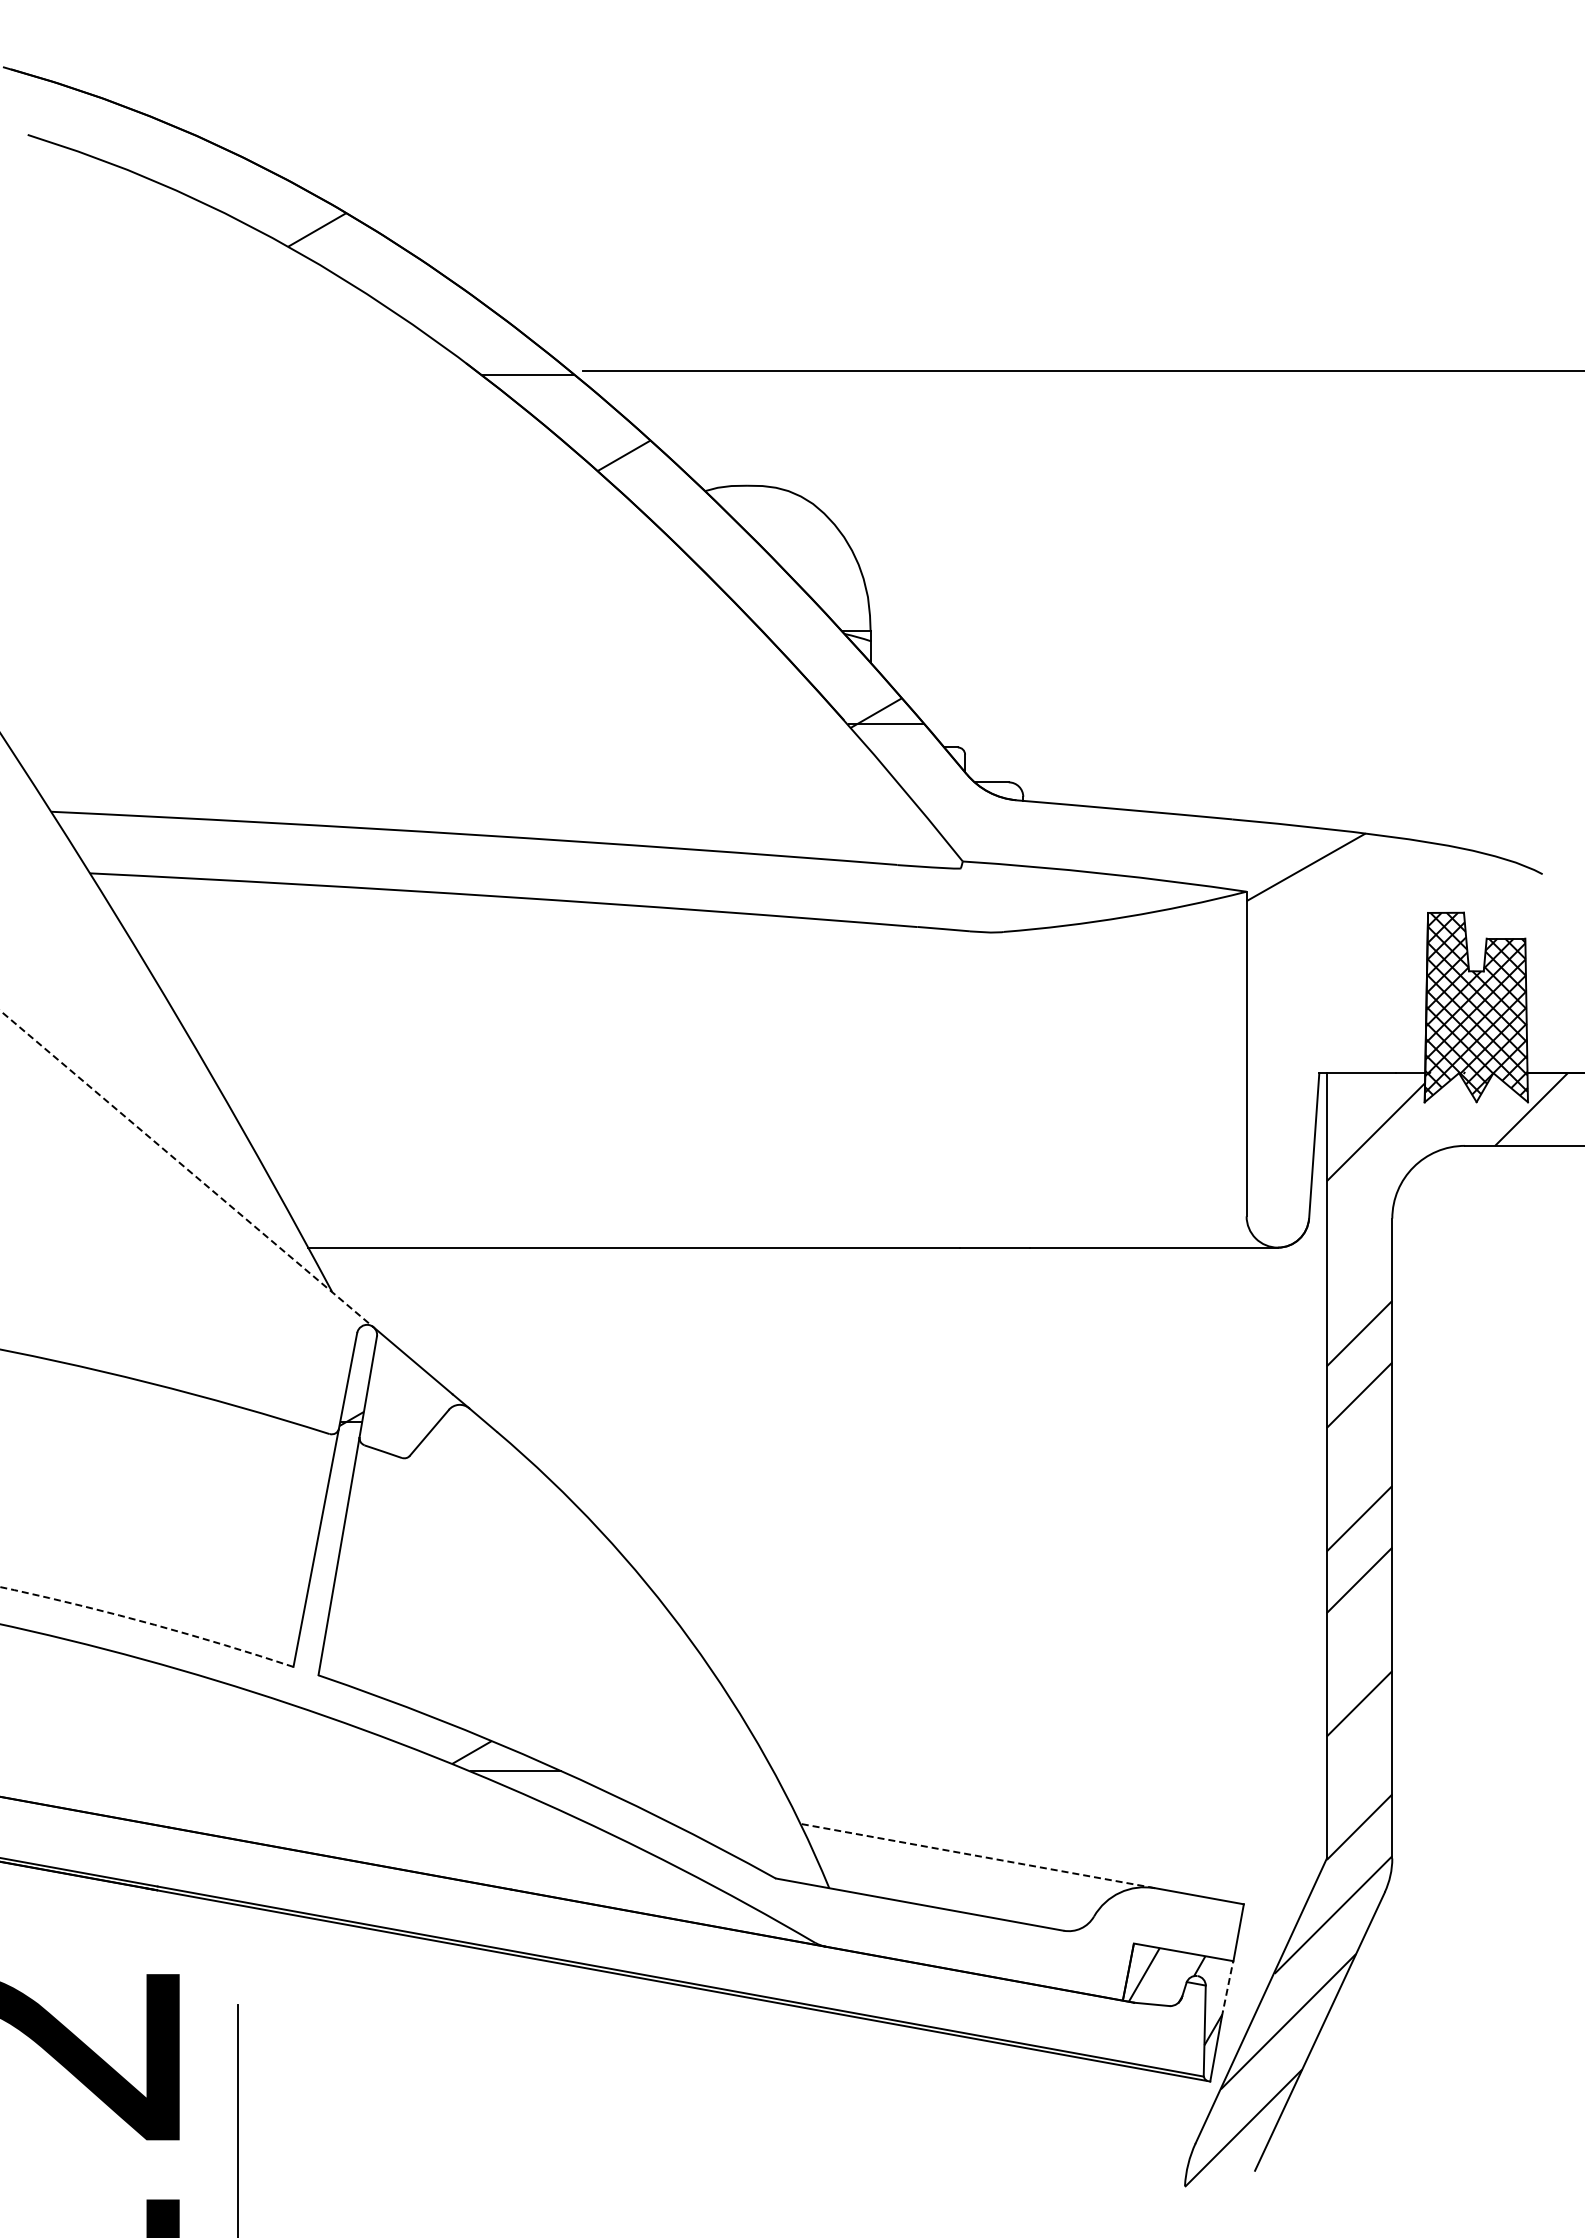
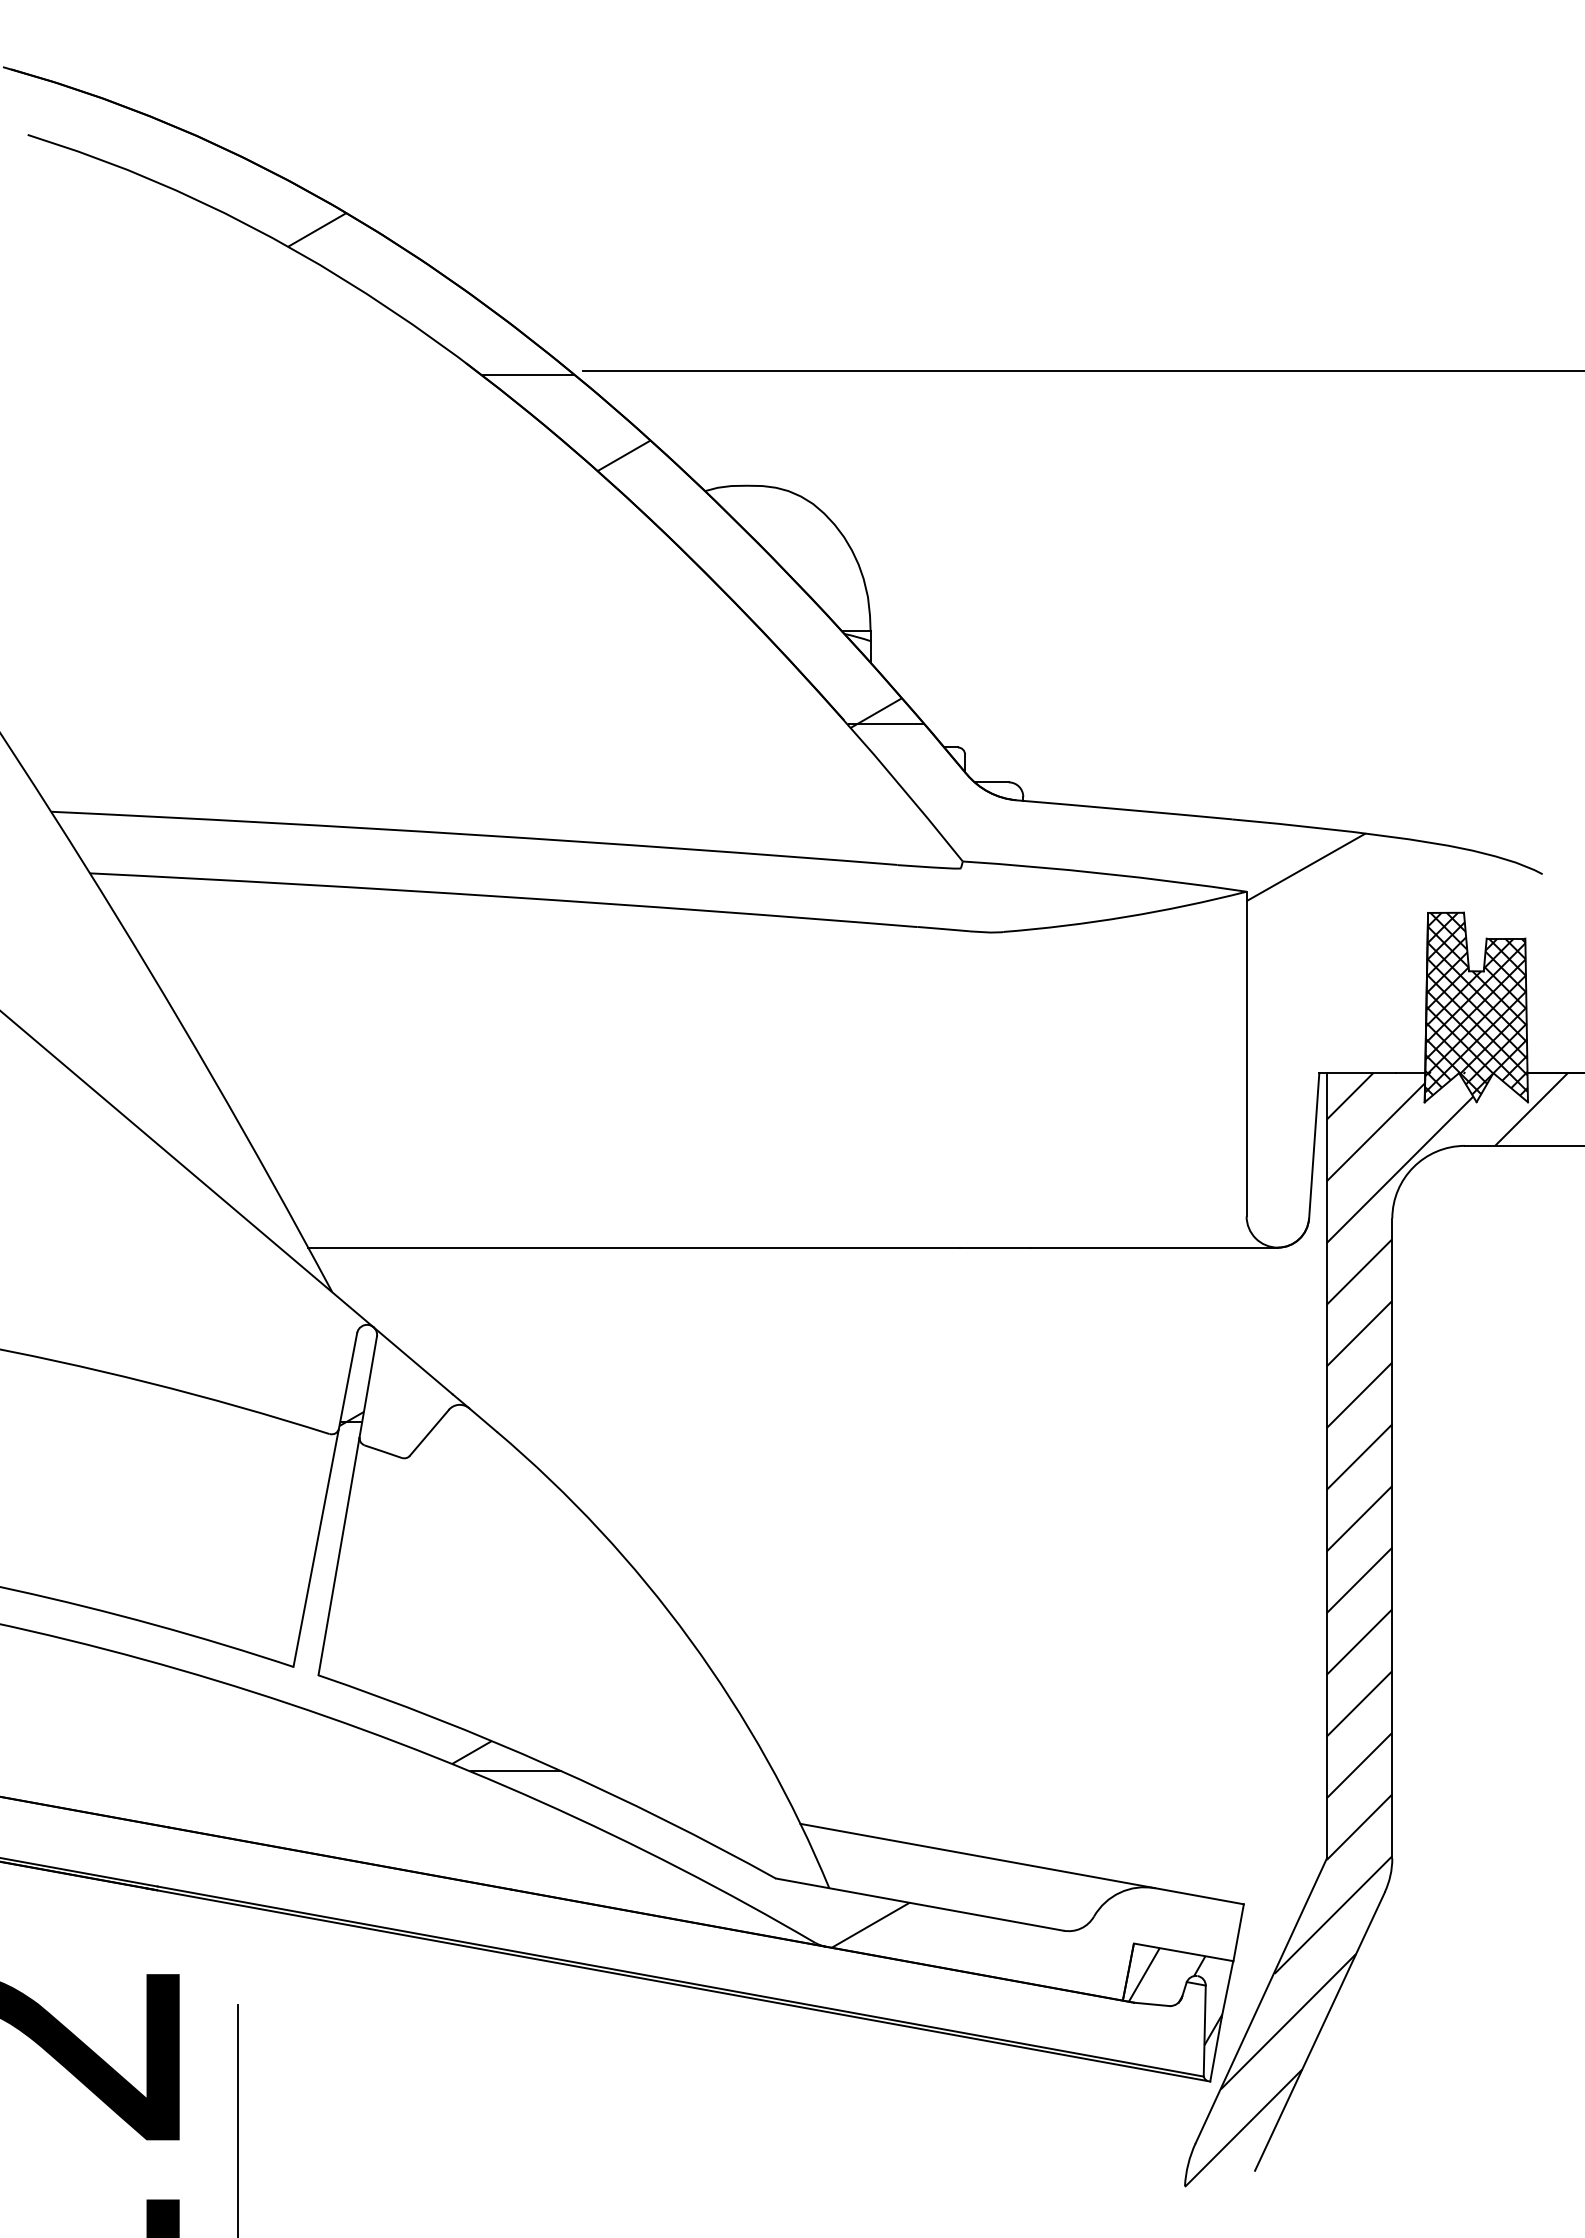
line: none -> present (1349, 1096)
line: dashed -> solid (186, 1169)
line: none -> present (1399, 1169)
line: none -> present (1359, 1271)
line: none -> present (1359, 1456)
arc: dashed -> solid (148, 1623)
line: none -> present (1359, 1641)
line: none -> present (1359, 1765)
line: dashed -> solid (977, 1855)
line: none -> present (870, 1924)
line: dashed -> solid (1227, 1989)
